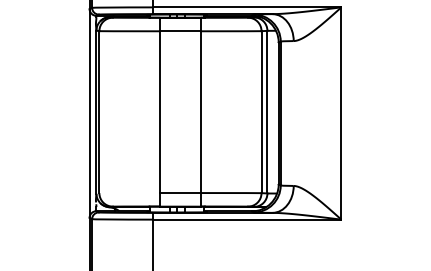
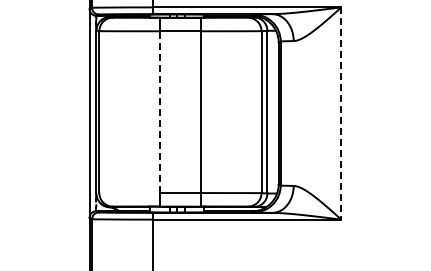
line: solid -> dashed (160, 112)
line: solid -> dashed (341, 114)
